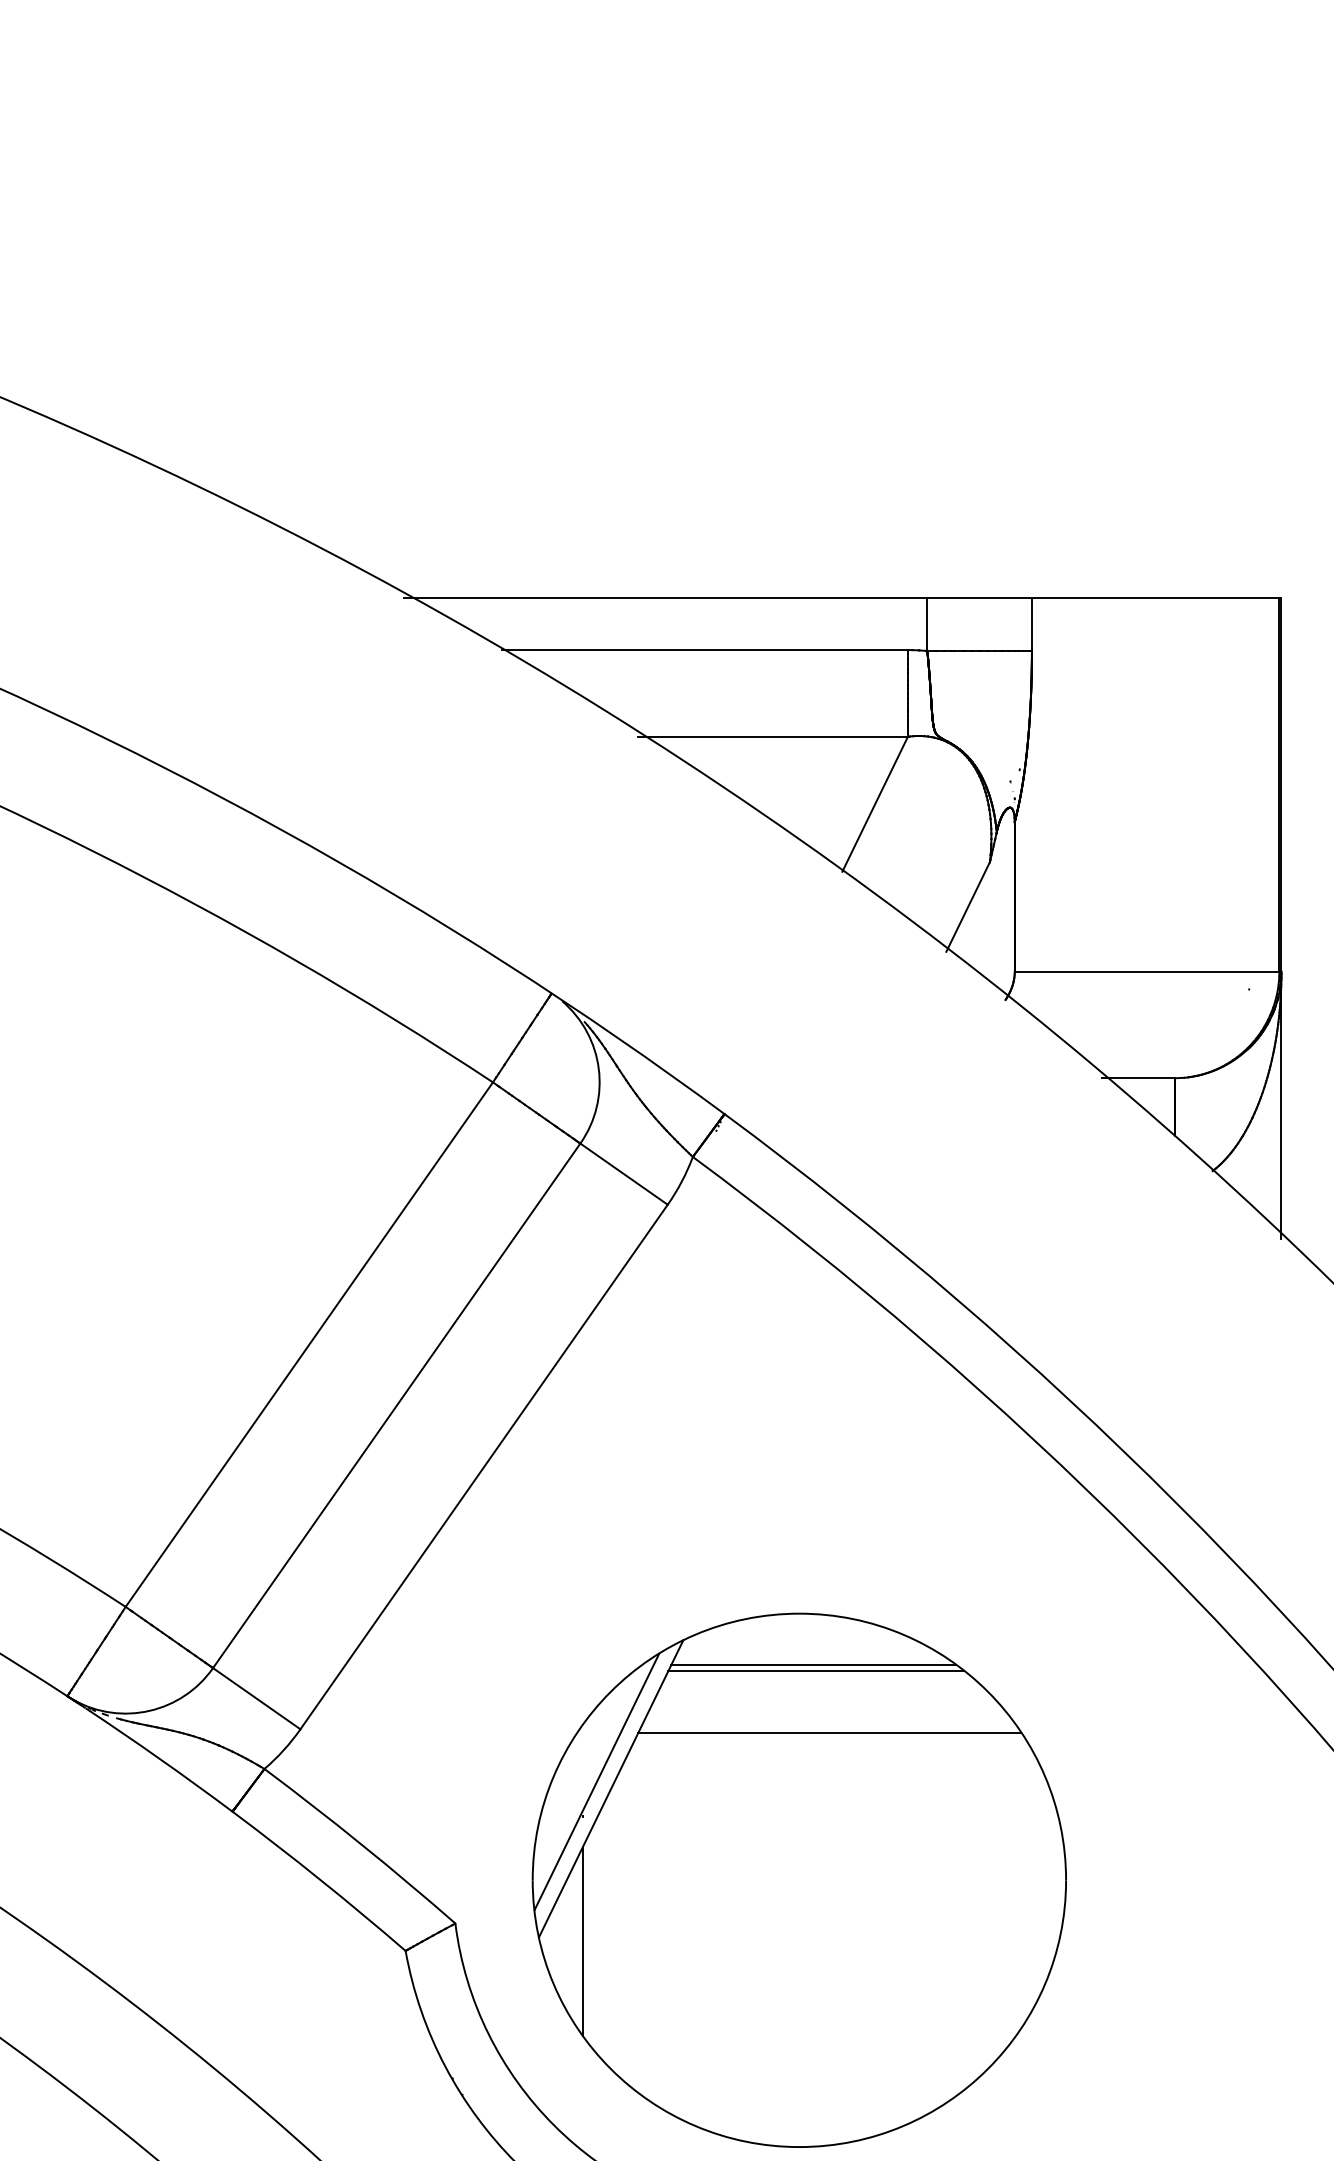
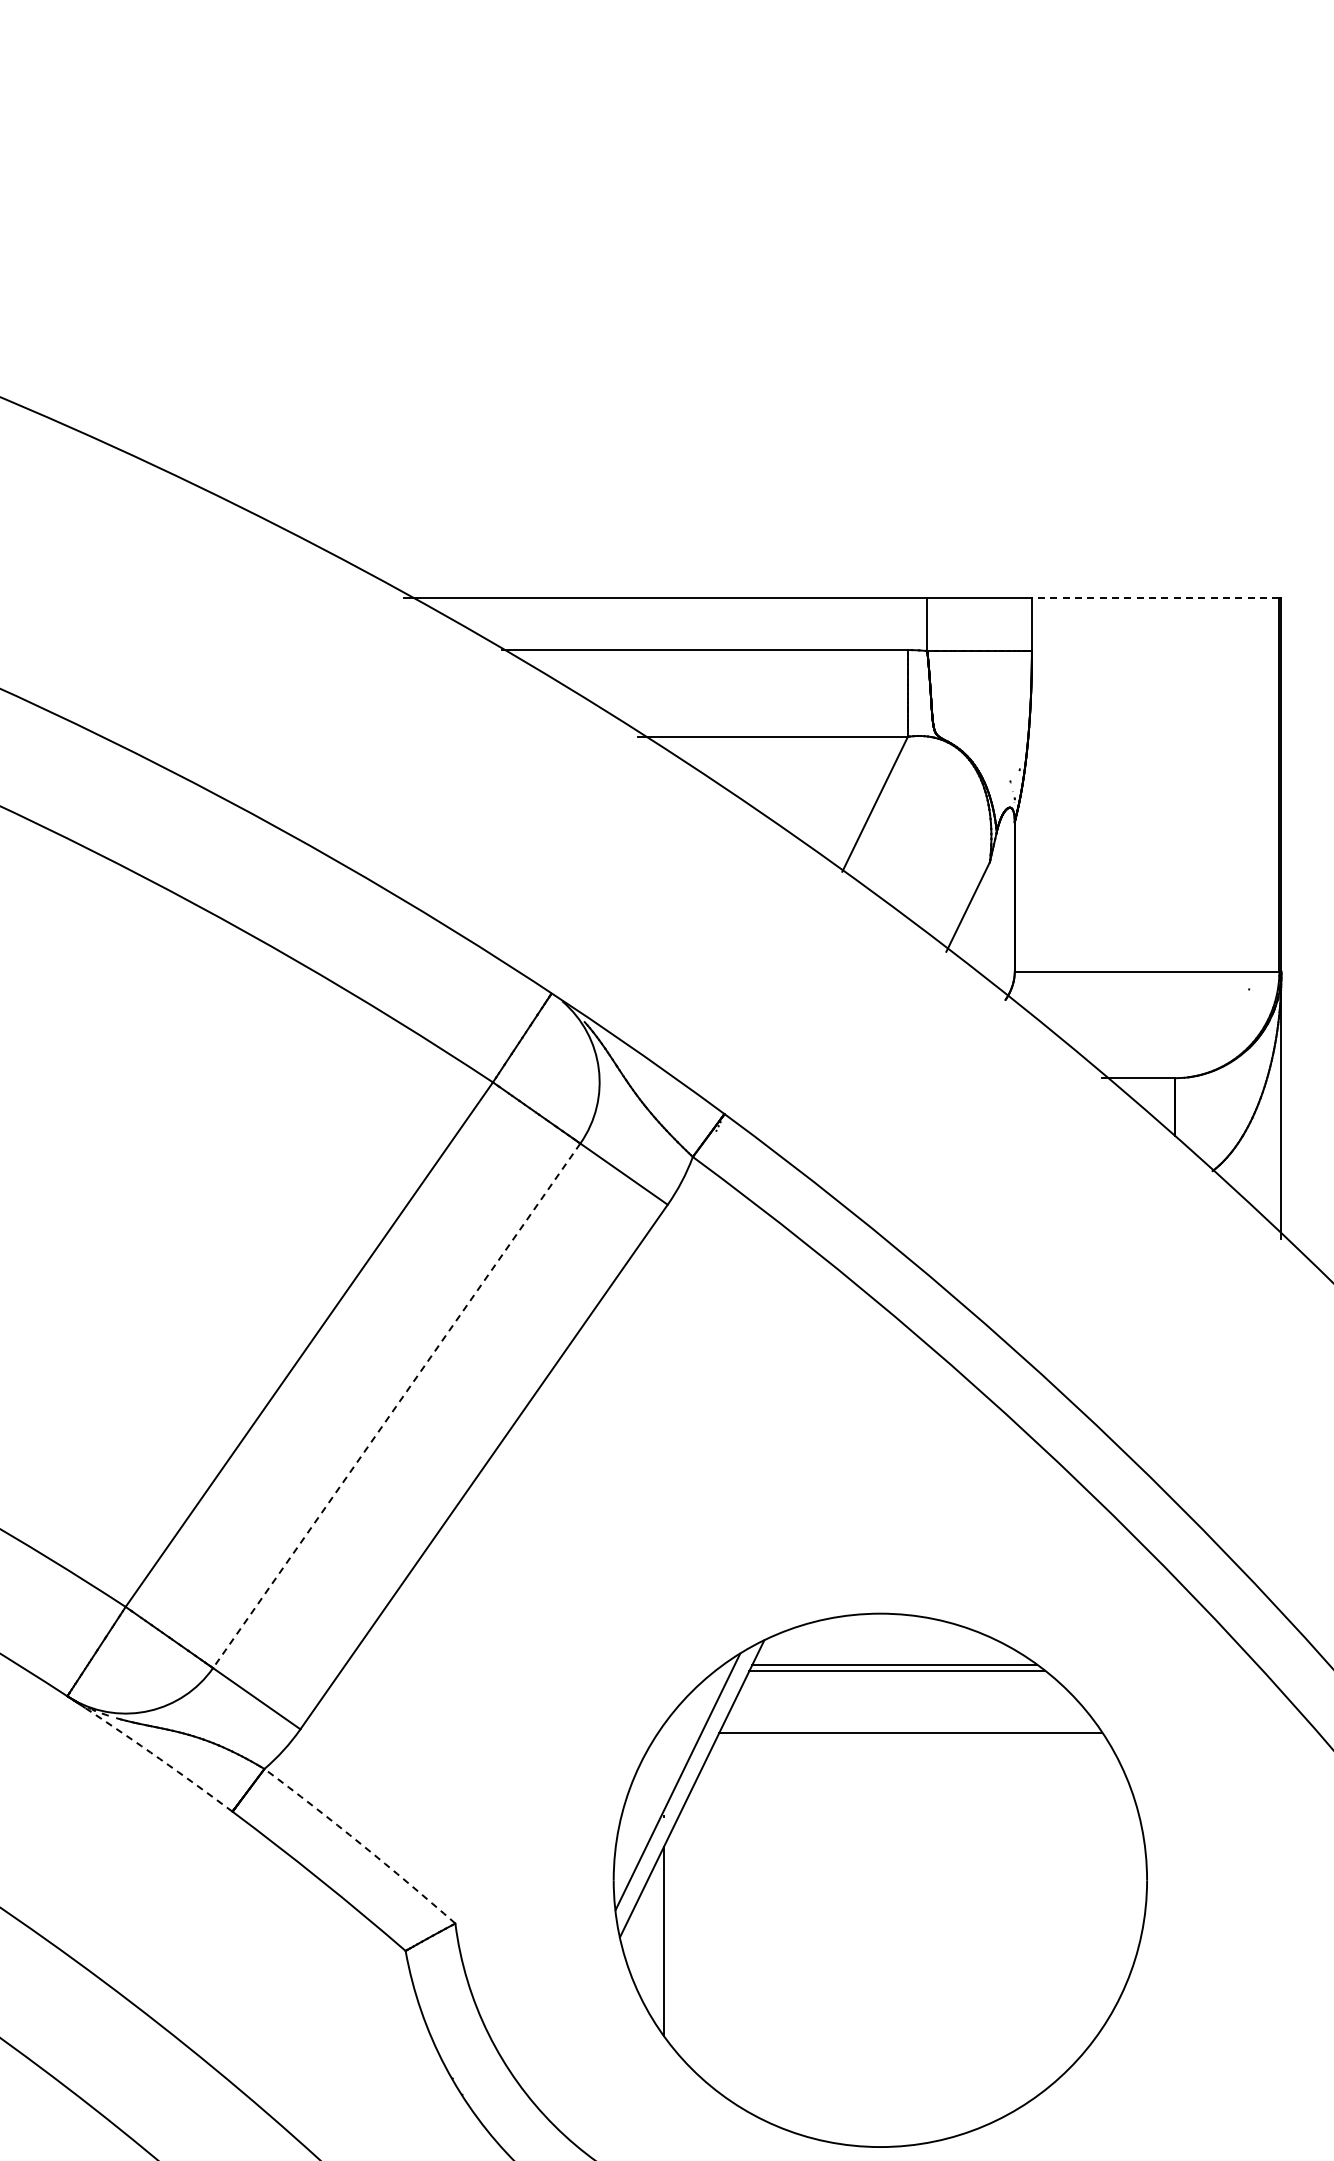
line: solid -> dashed (1155, 598)
line: solid -> dashed (396, 1406)
arc: solid -> dashed (159, 1758)
arc: solid -> dashed (361, 1844)
part position: (798, 1879) -> (879, 1879) (879, 1879)
